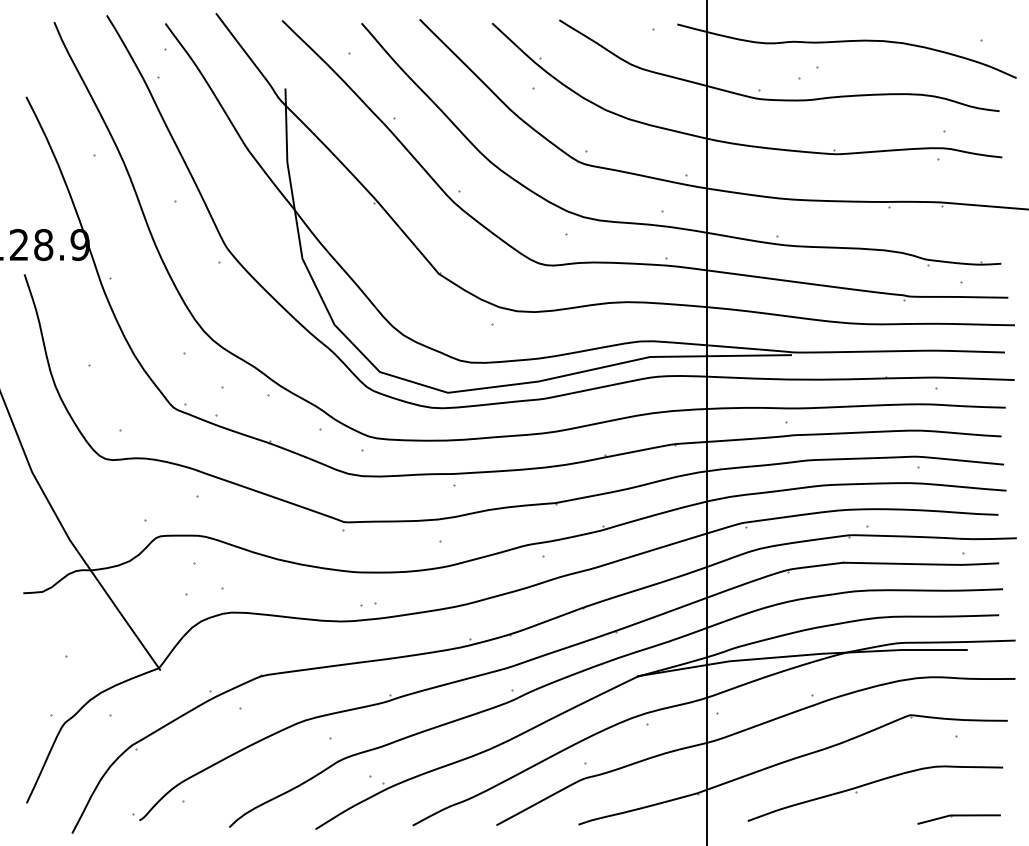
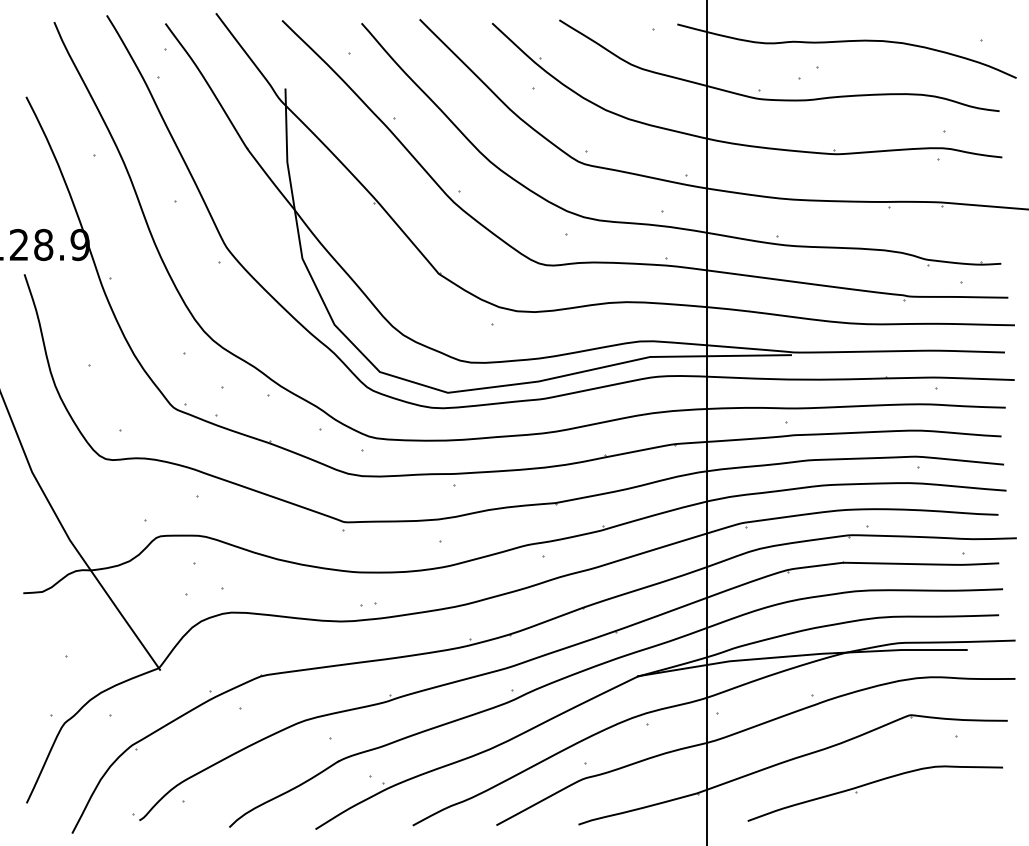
part: present -> none (958, 819)
